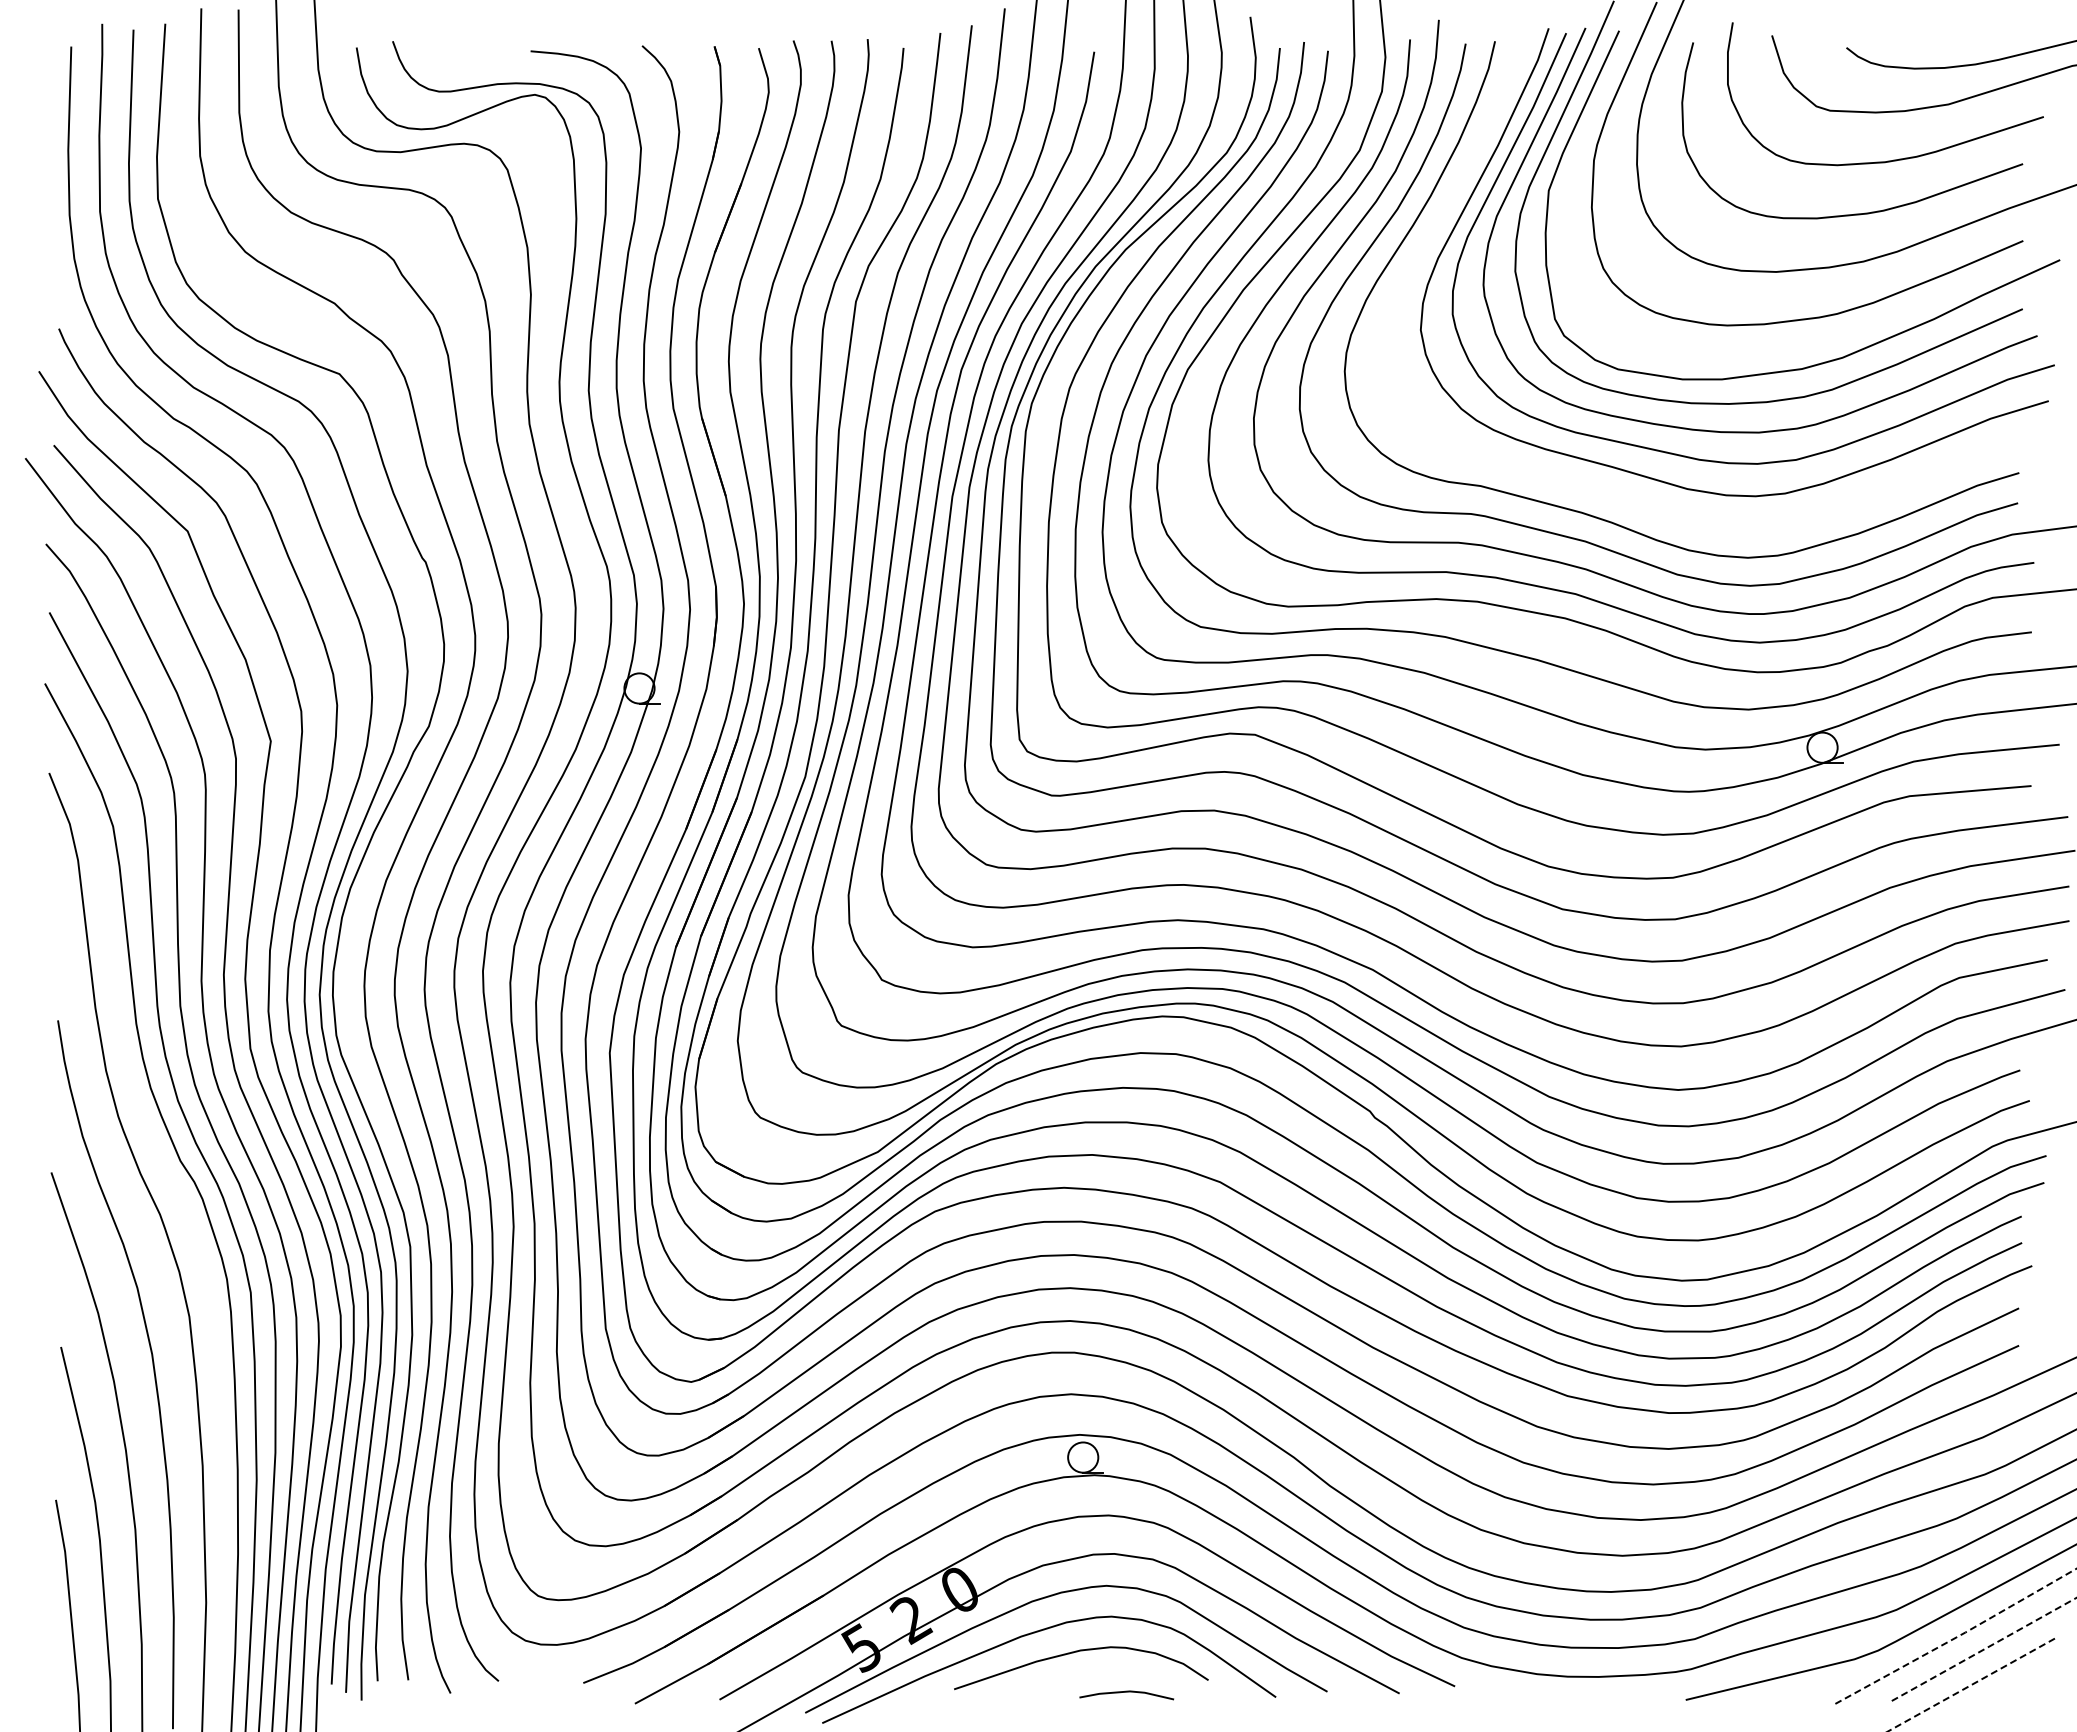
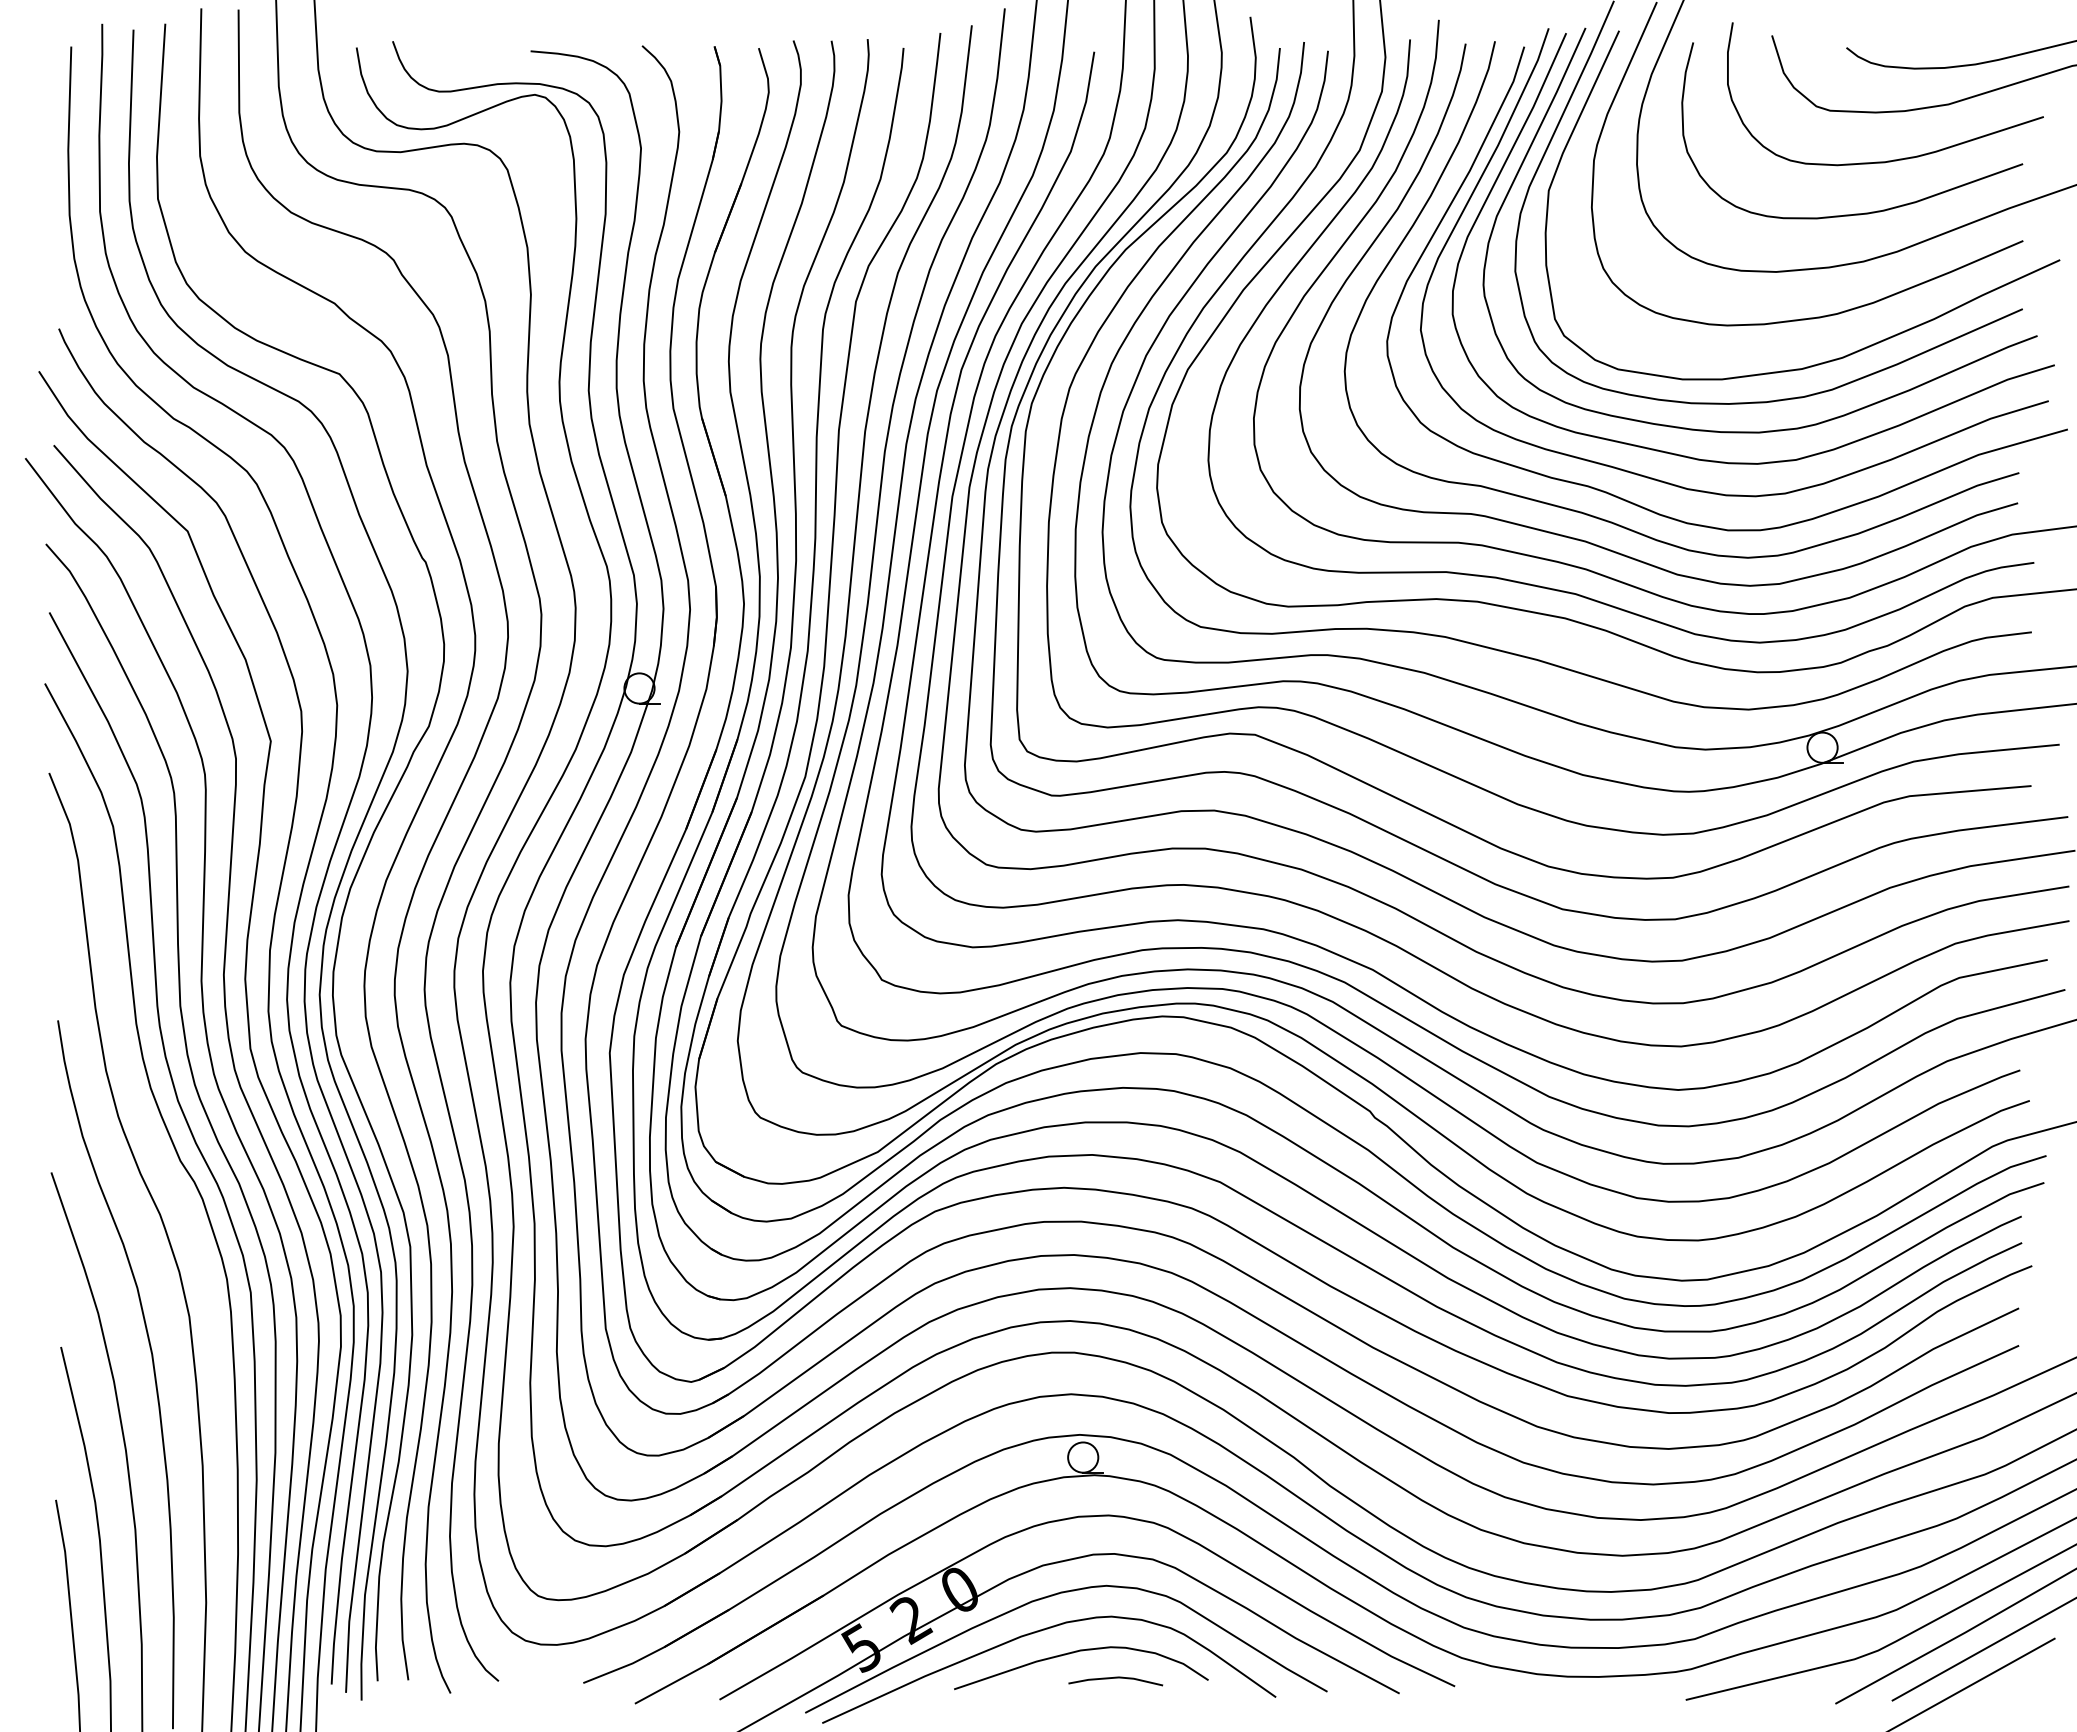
curve: none -> present (1638, 504)
line: dashed -> solid (1956, 1637)
line: dashed -> solid (1984, 1649)
line: dashed -> solid (1971, 1684)
line position: (1126, 1692) -> (1115, 1678) (1115, 1678)
